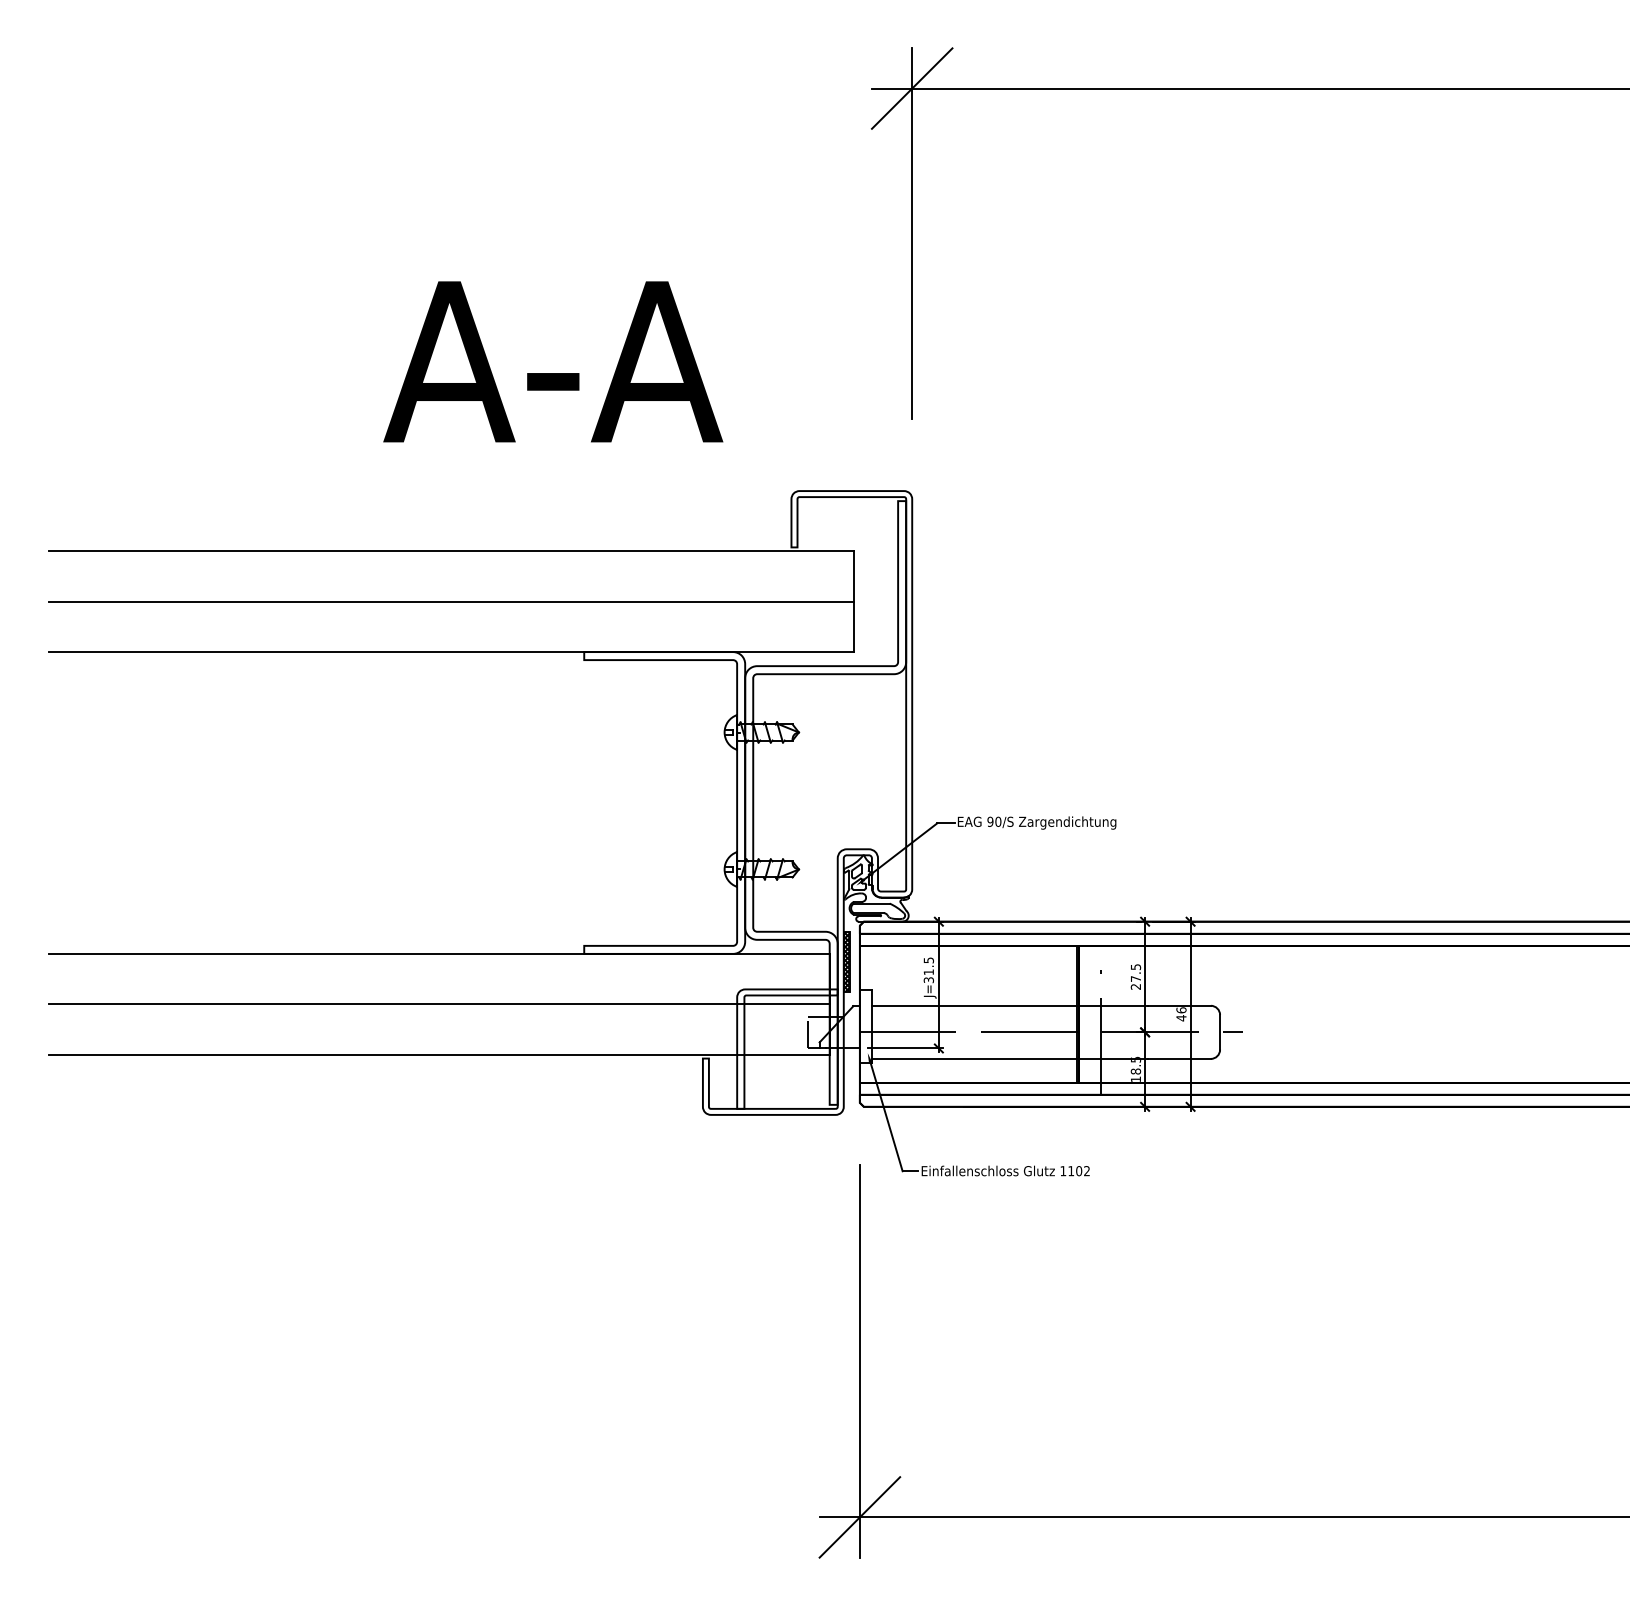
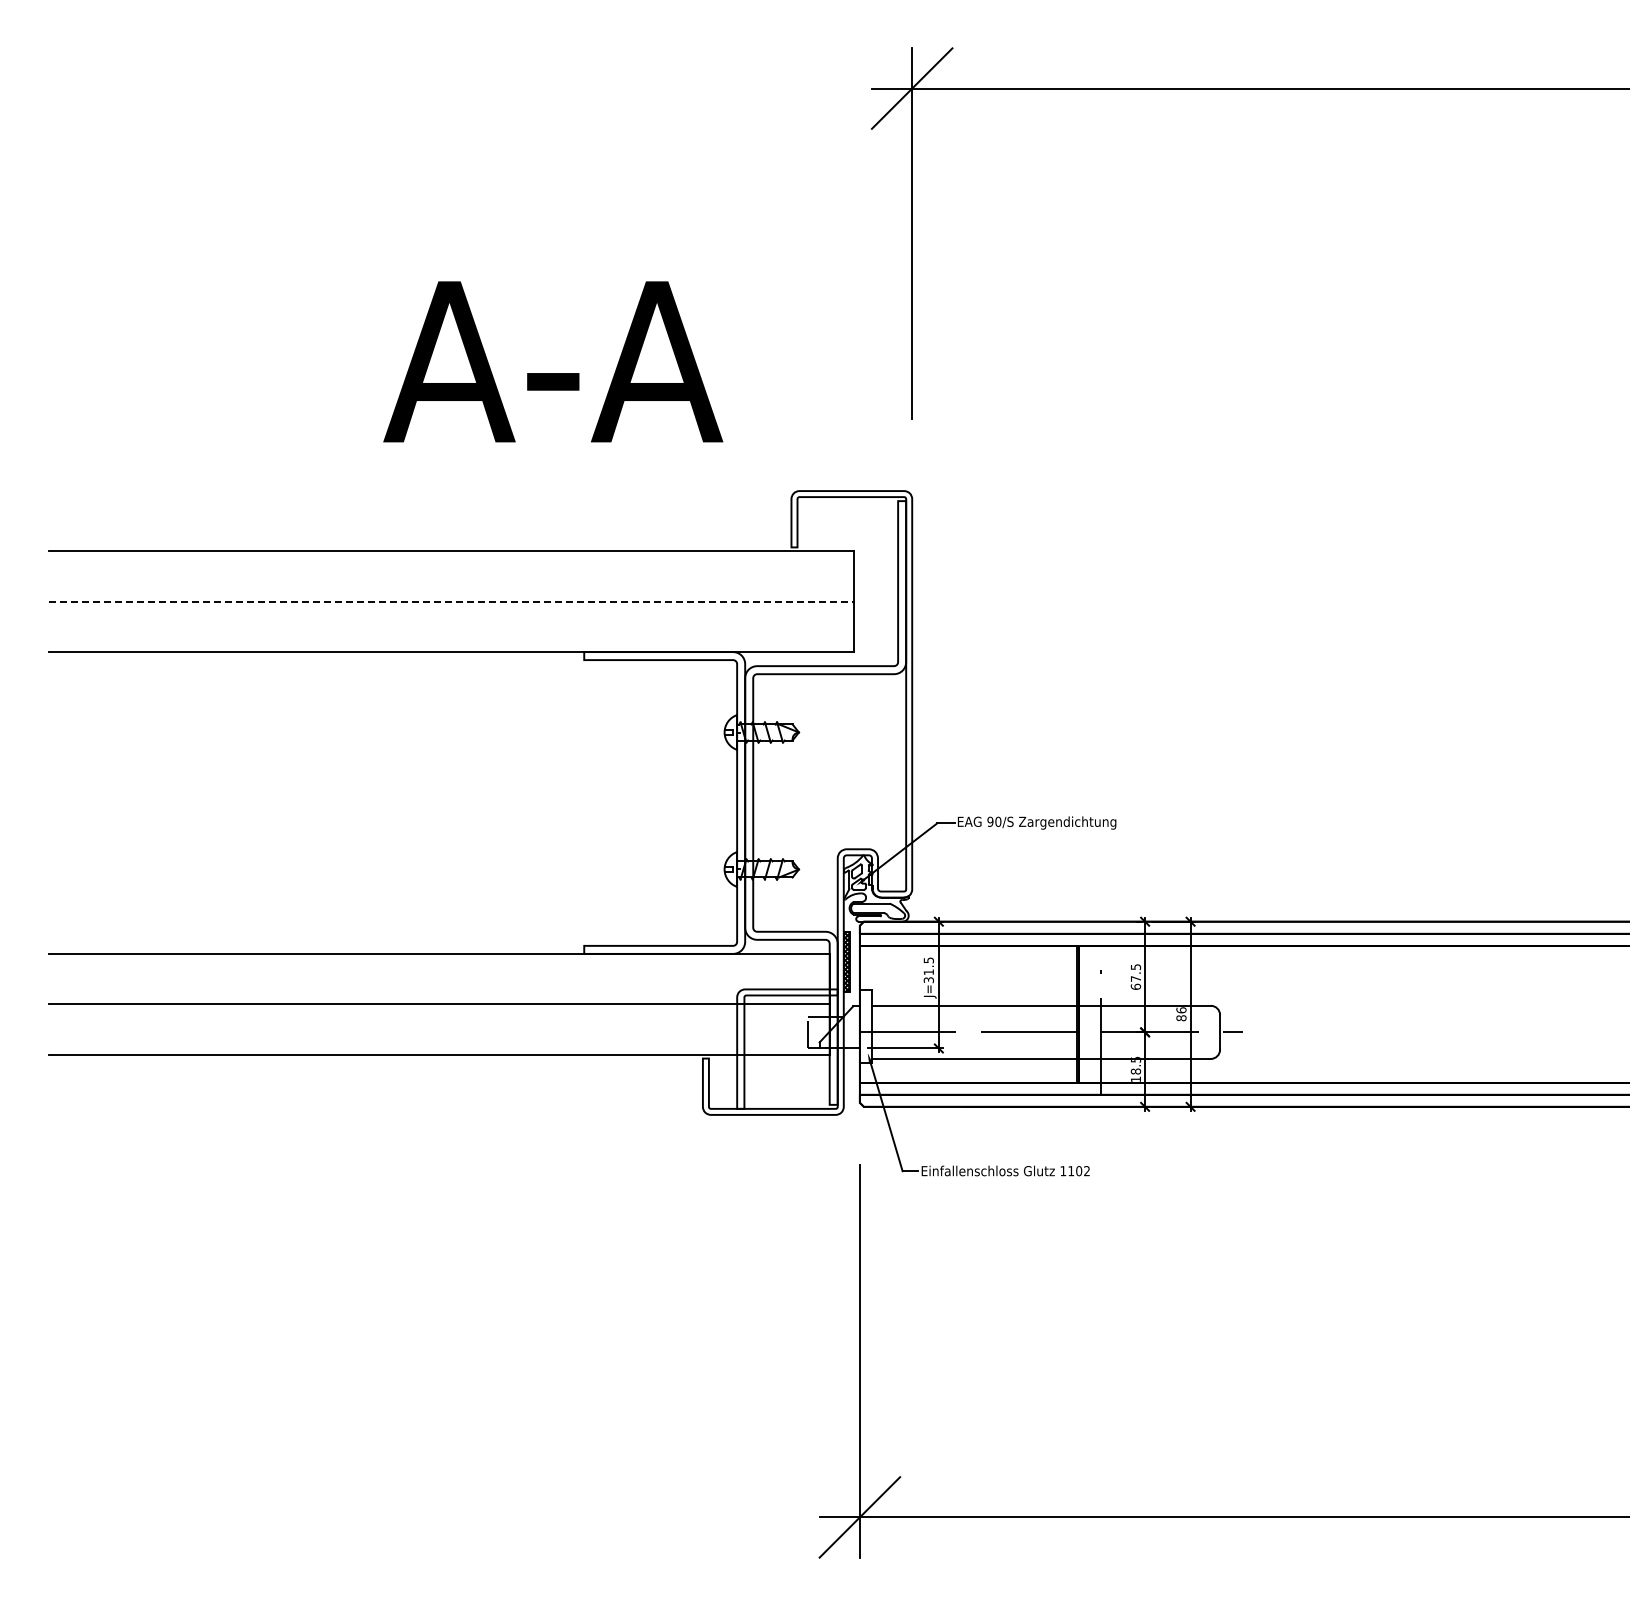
line: solid -> dashed (451, 601)
text: 27.5 -> 67.5 (1135, 986)
text: 46 -> 86 (1181, 1018)
